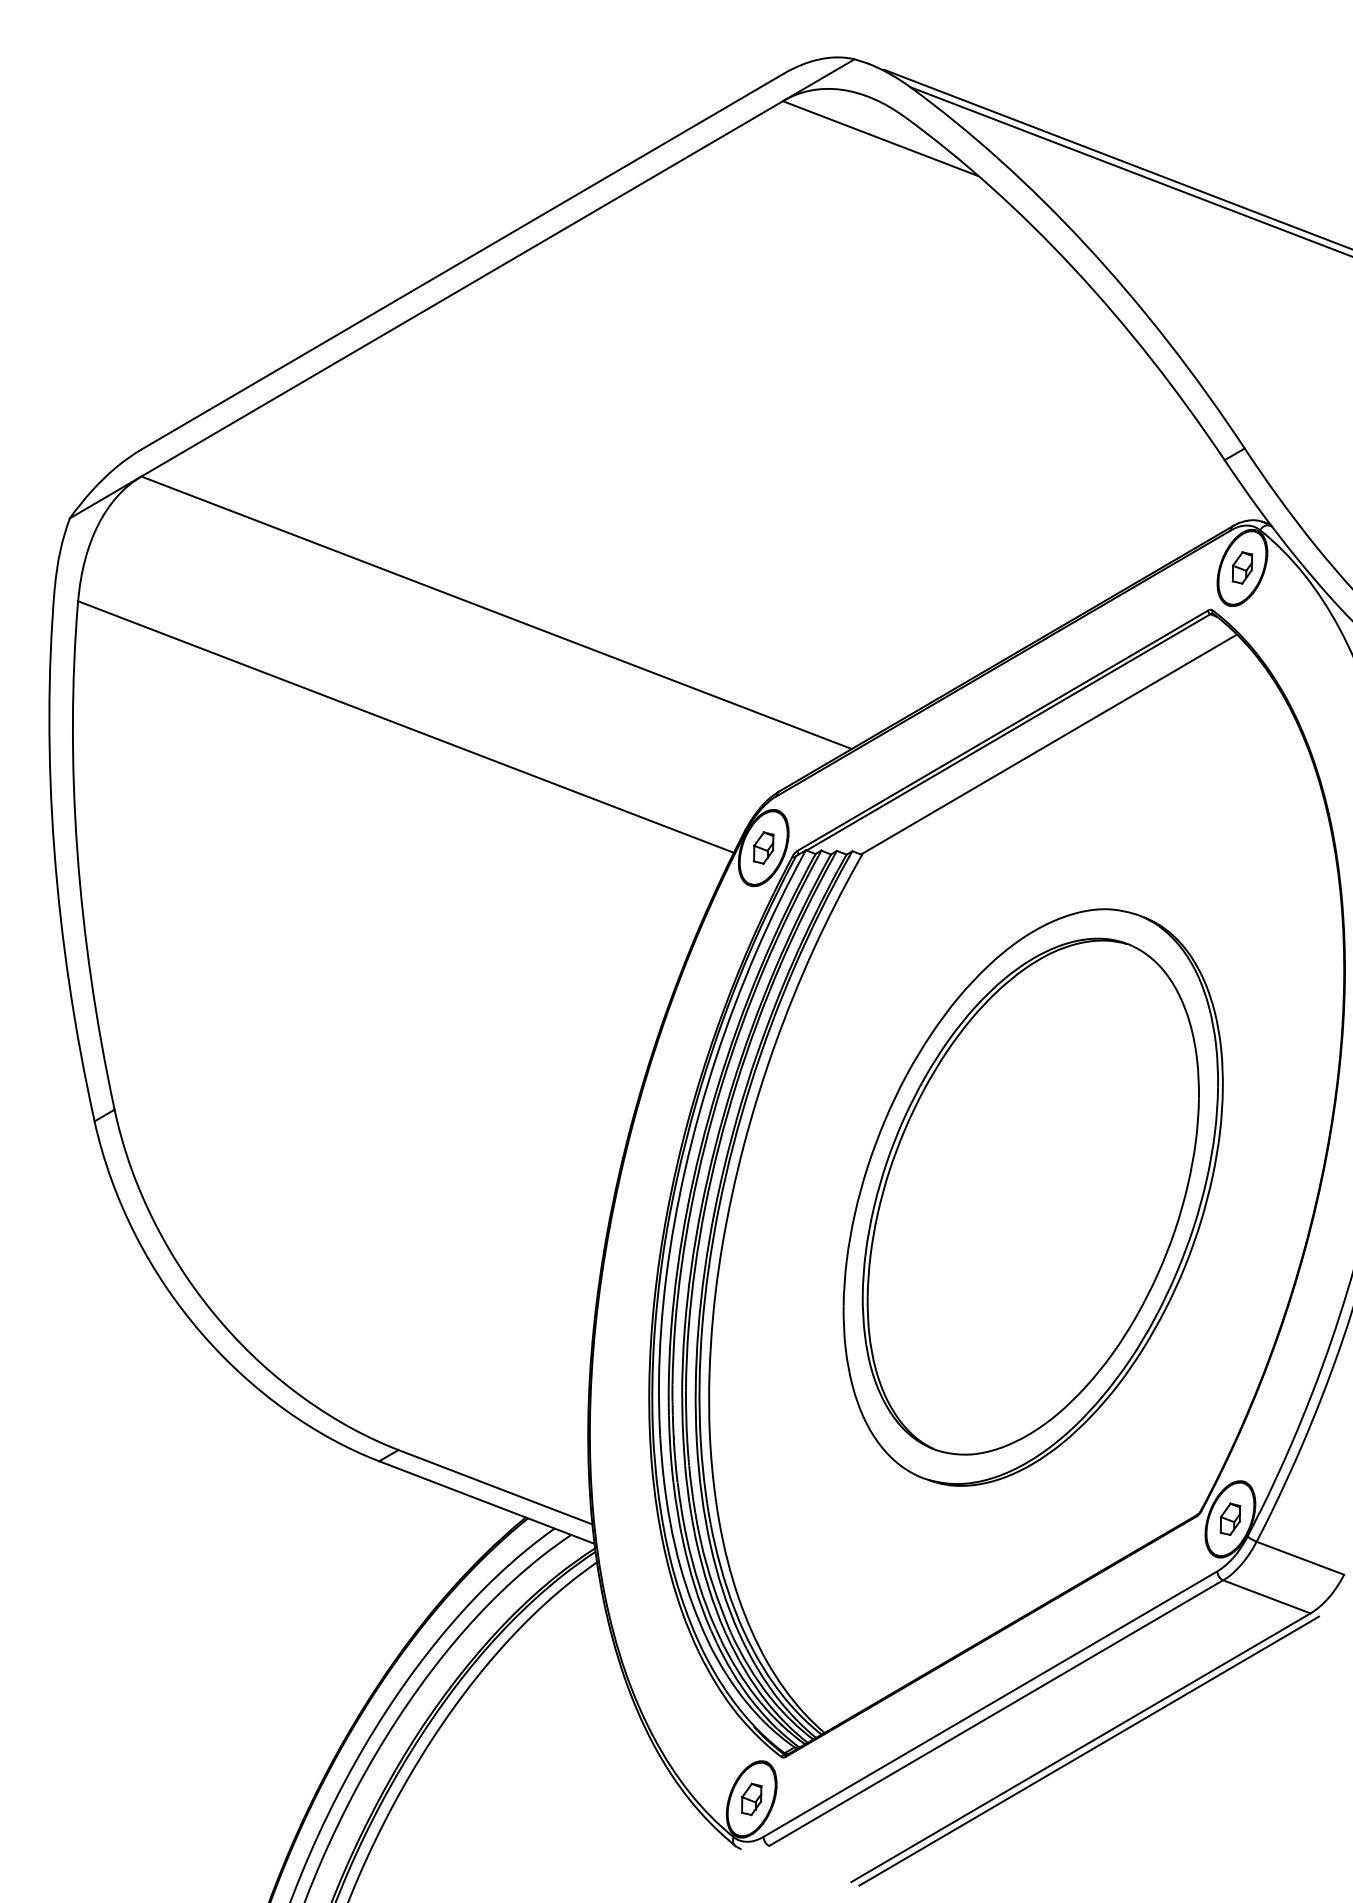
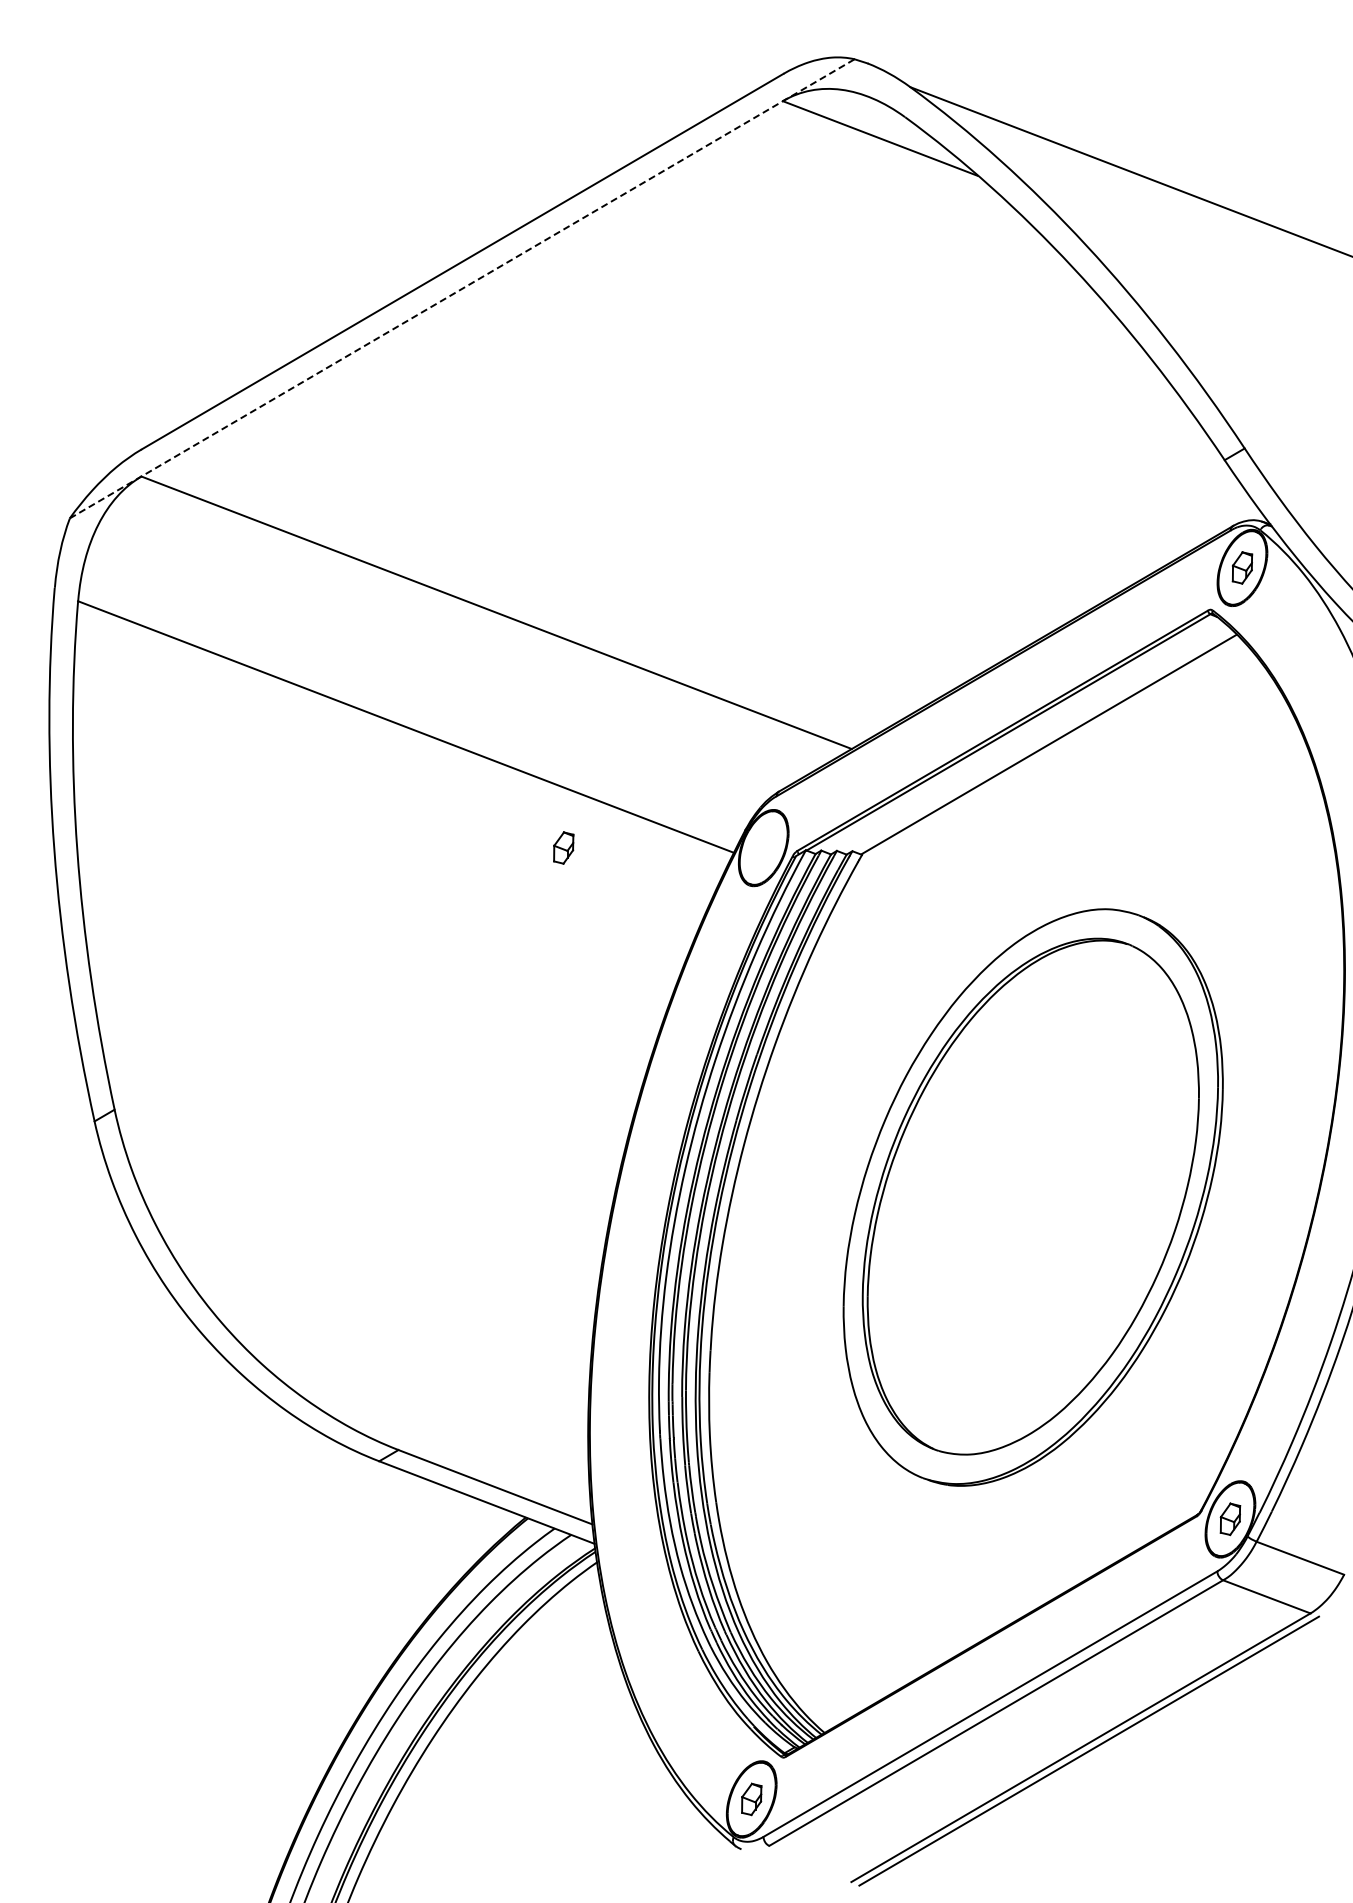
line: present -> none (1116, 158)
line: solid -> dashed (462, 288)
part position: (763, 847) -> (563, 847) (563, 847)
